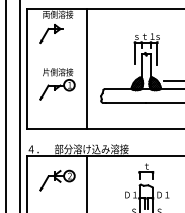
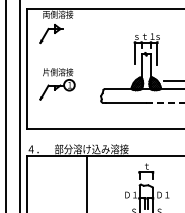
line: present -> none (86, 68)
line: solid -> dashed (165, 102)
part: present -> none (57, 180)
